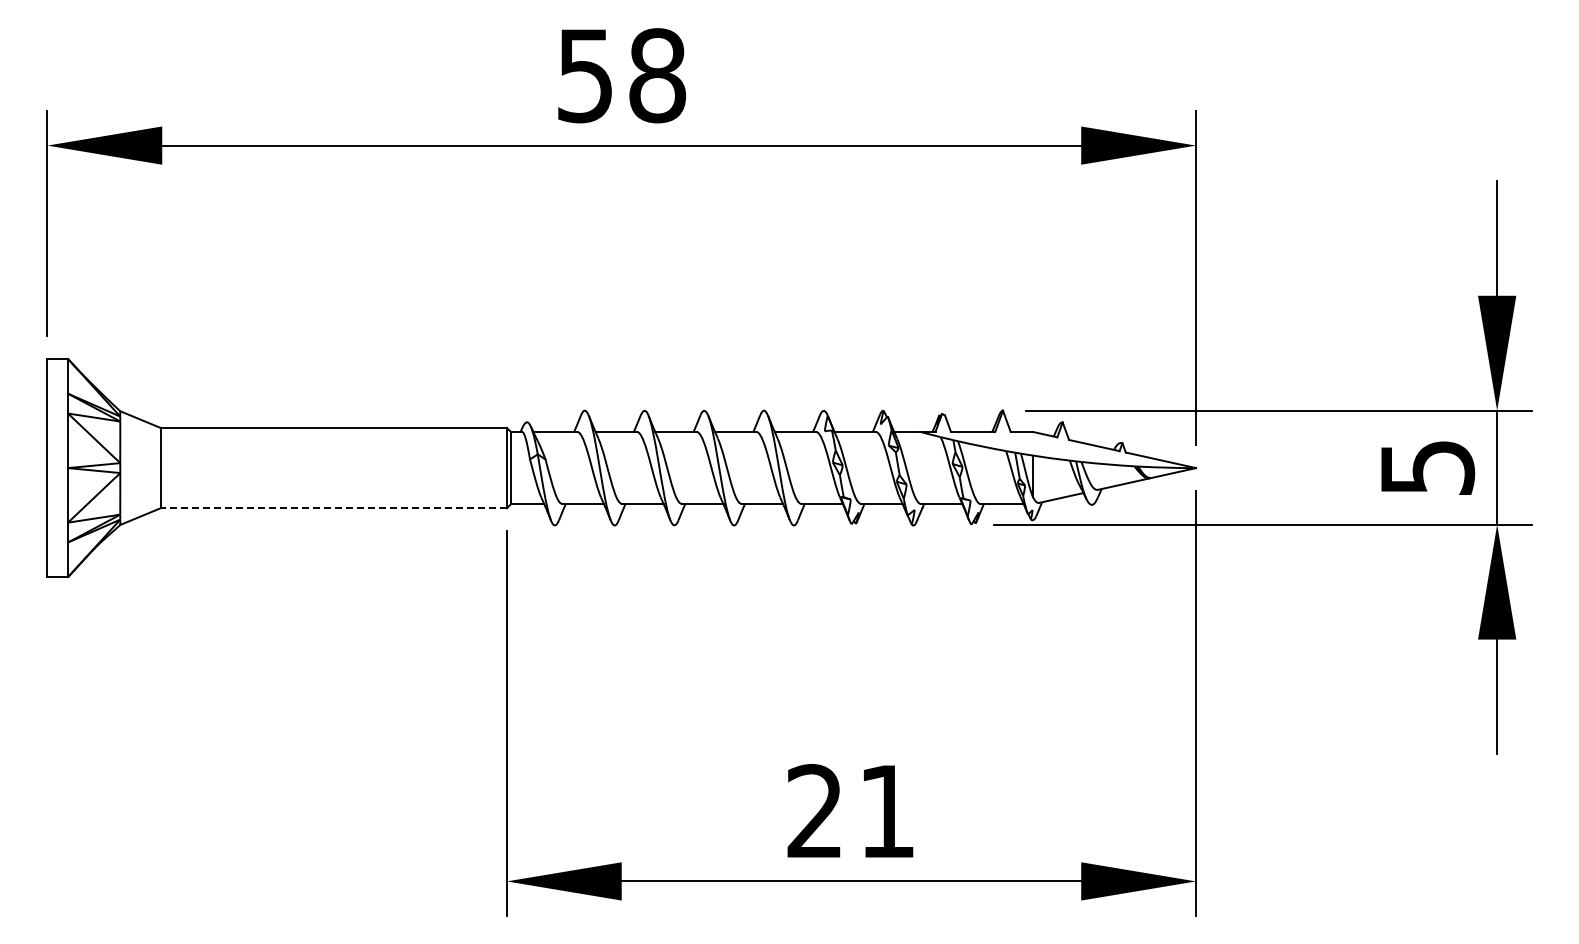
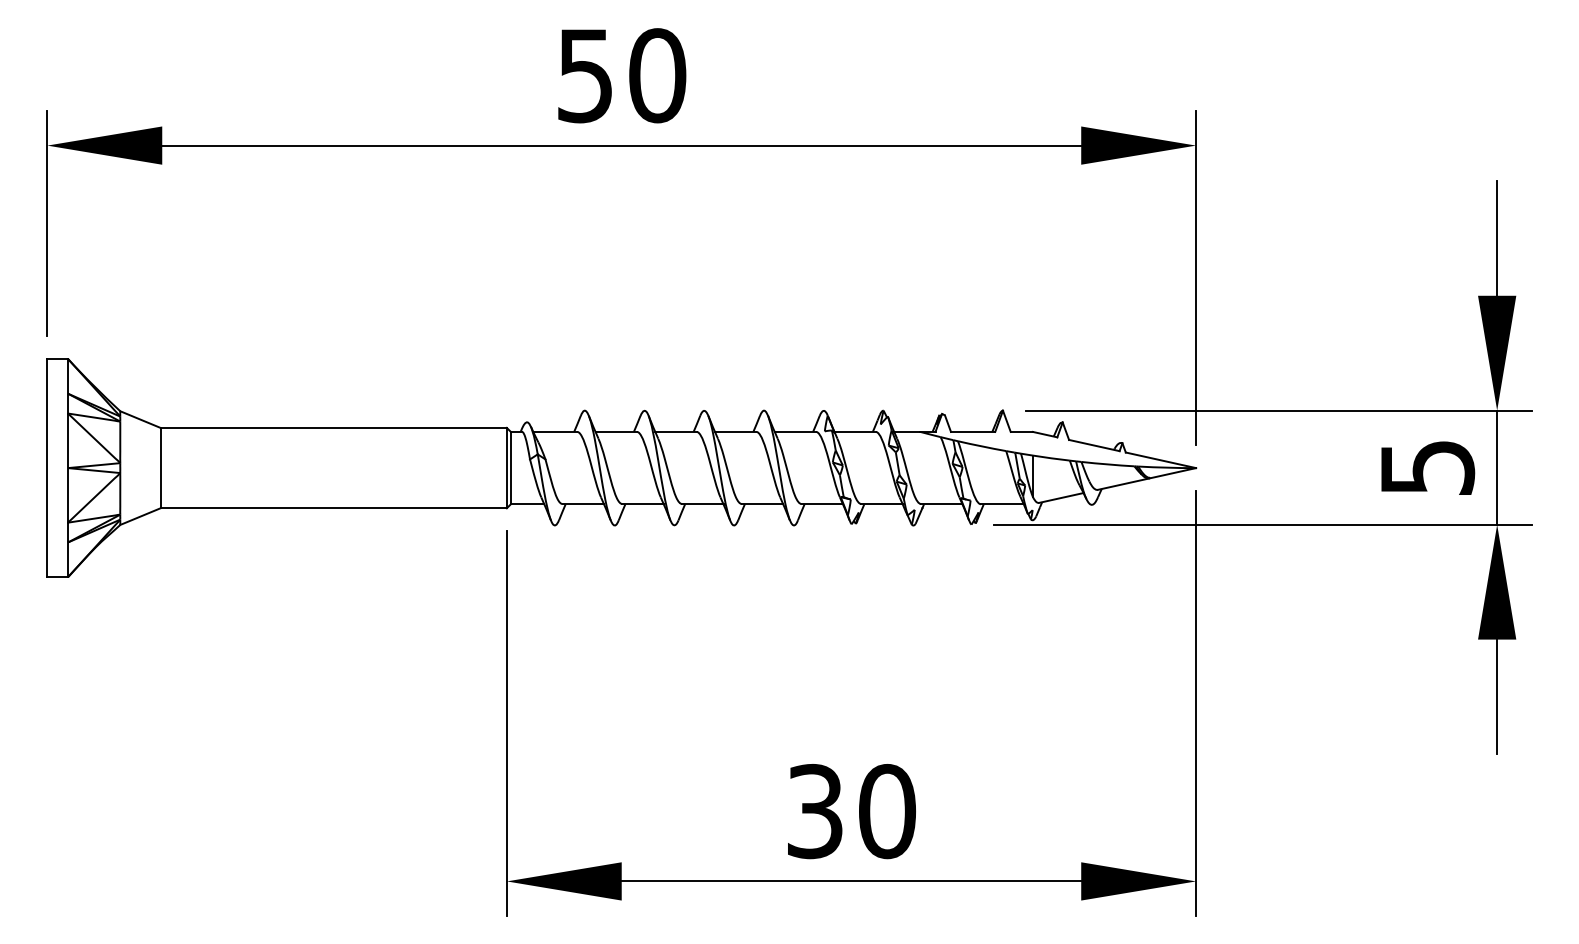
text: 58 -> 50 (657, 75)
line: dashed -> solid (333, 508)
text: 21 -> 30 (851, 811)
